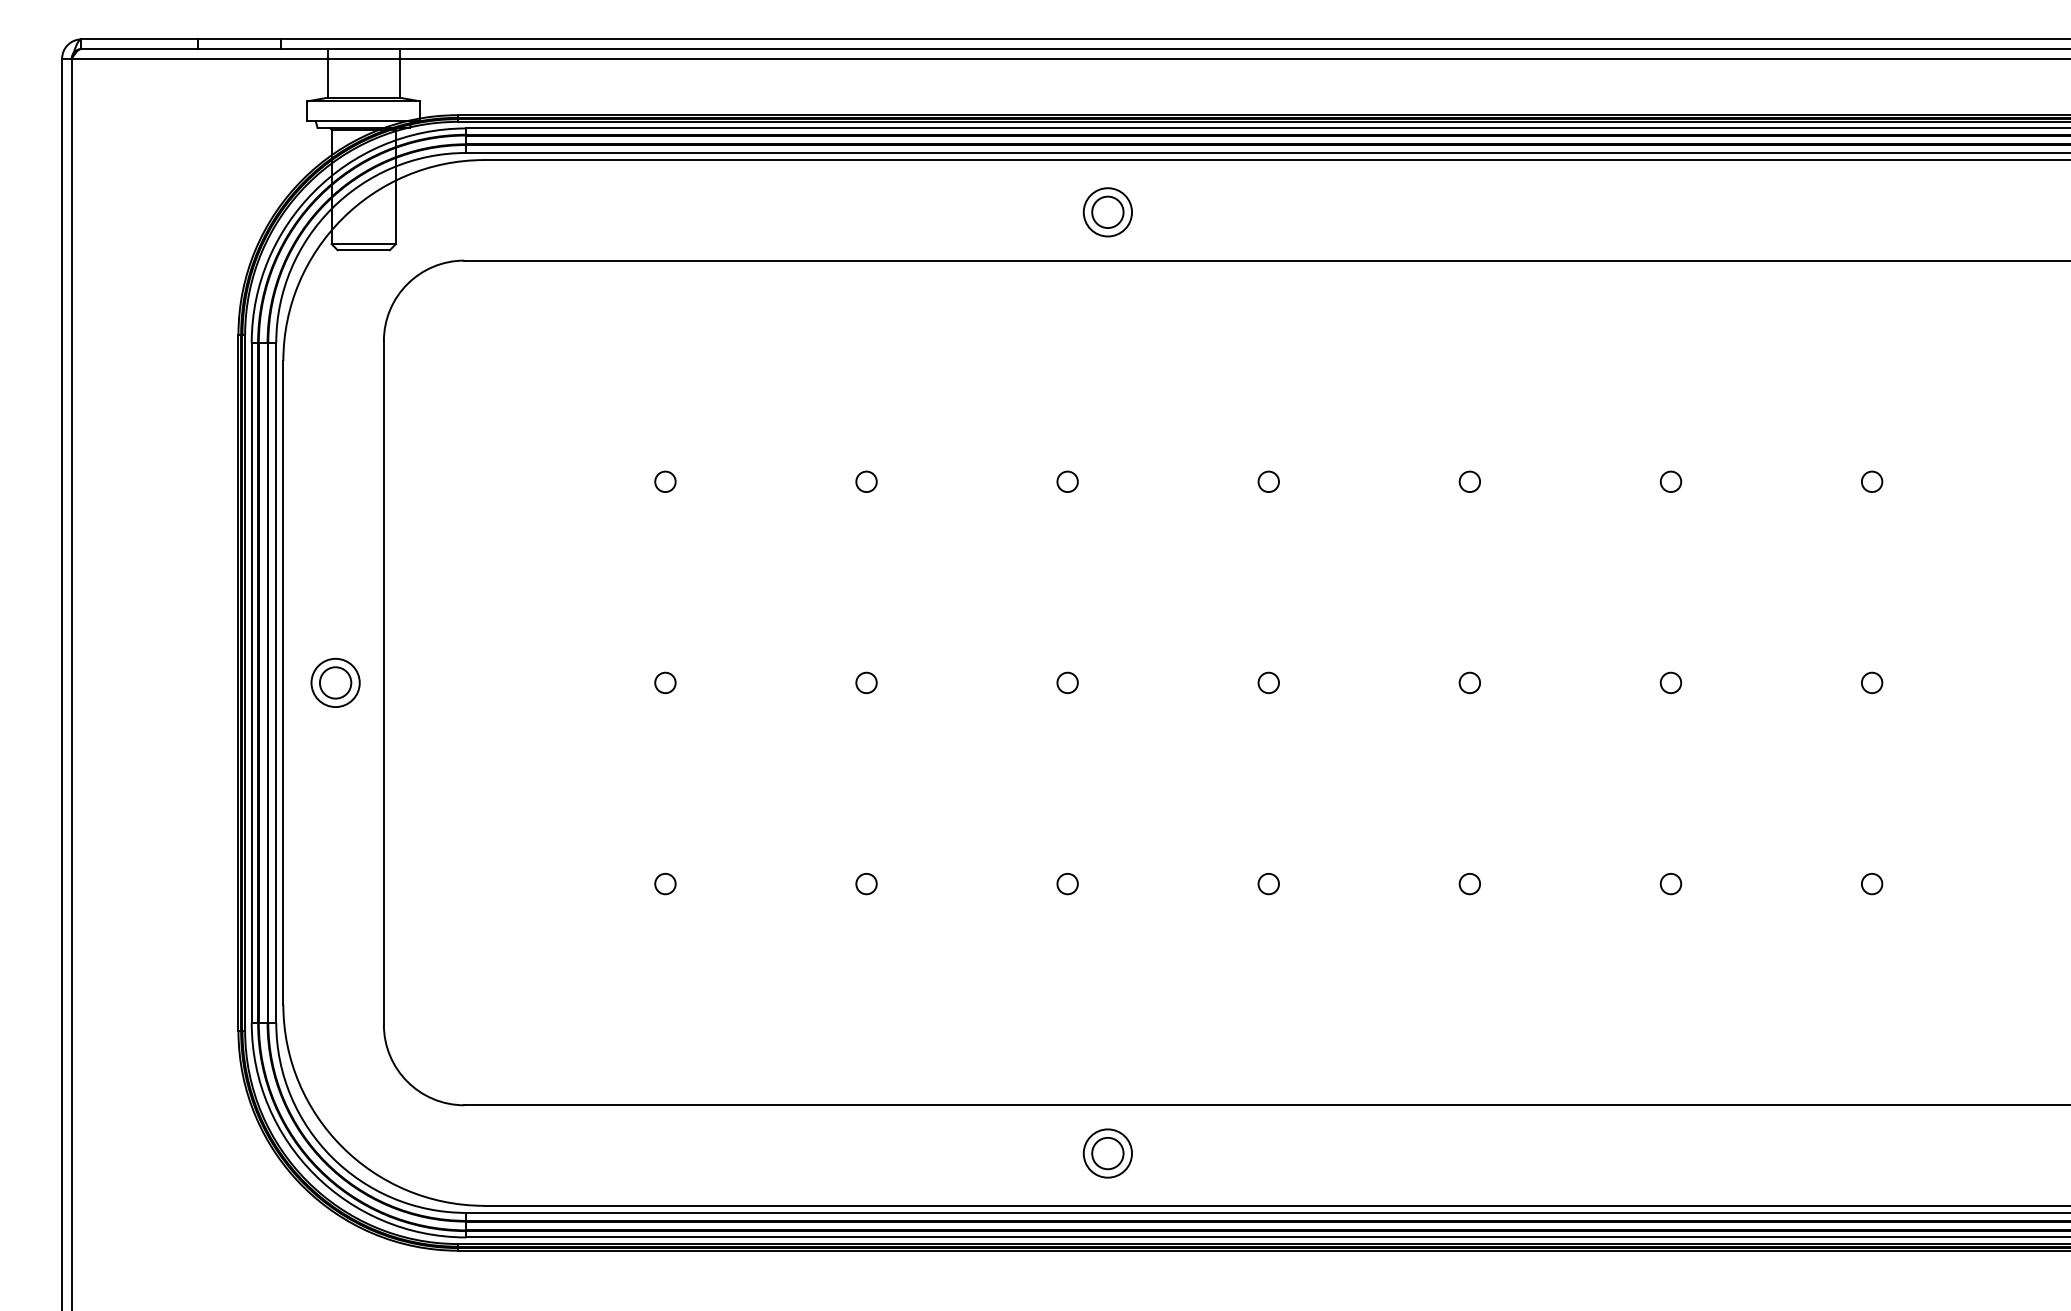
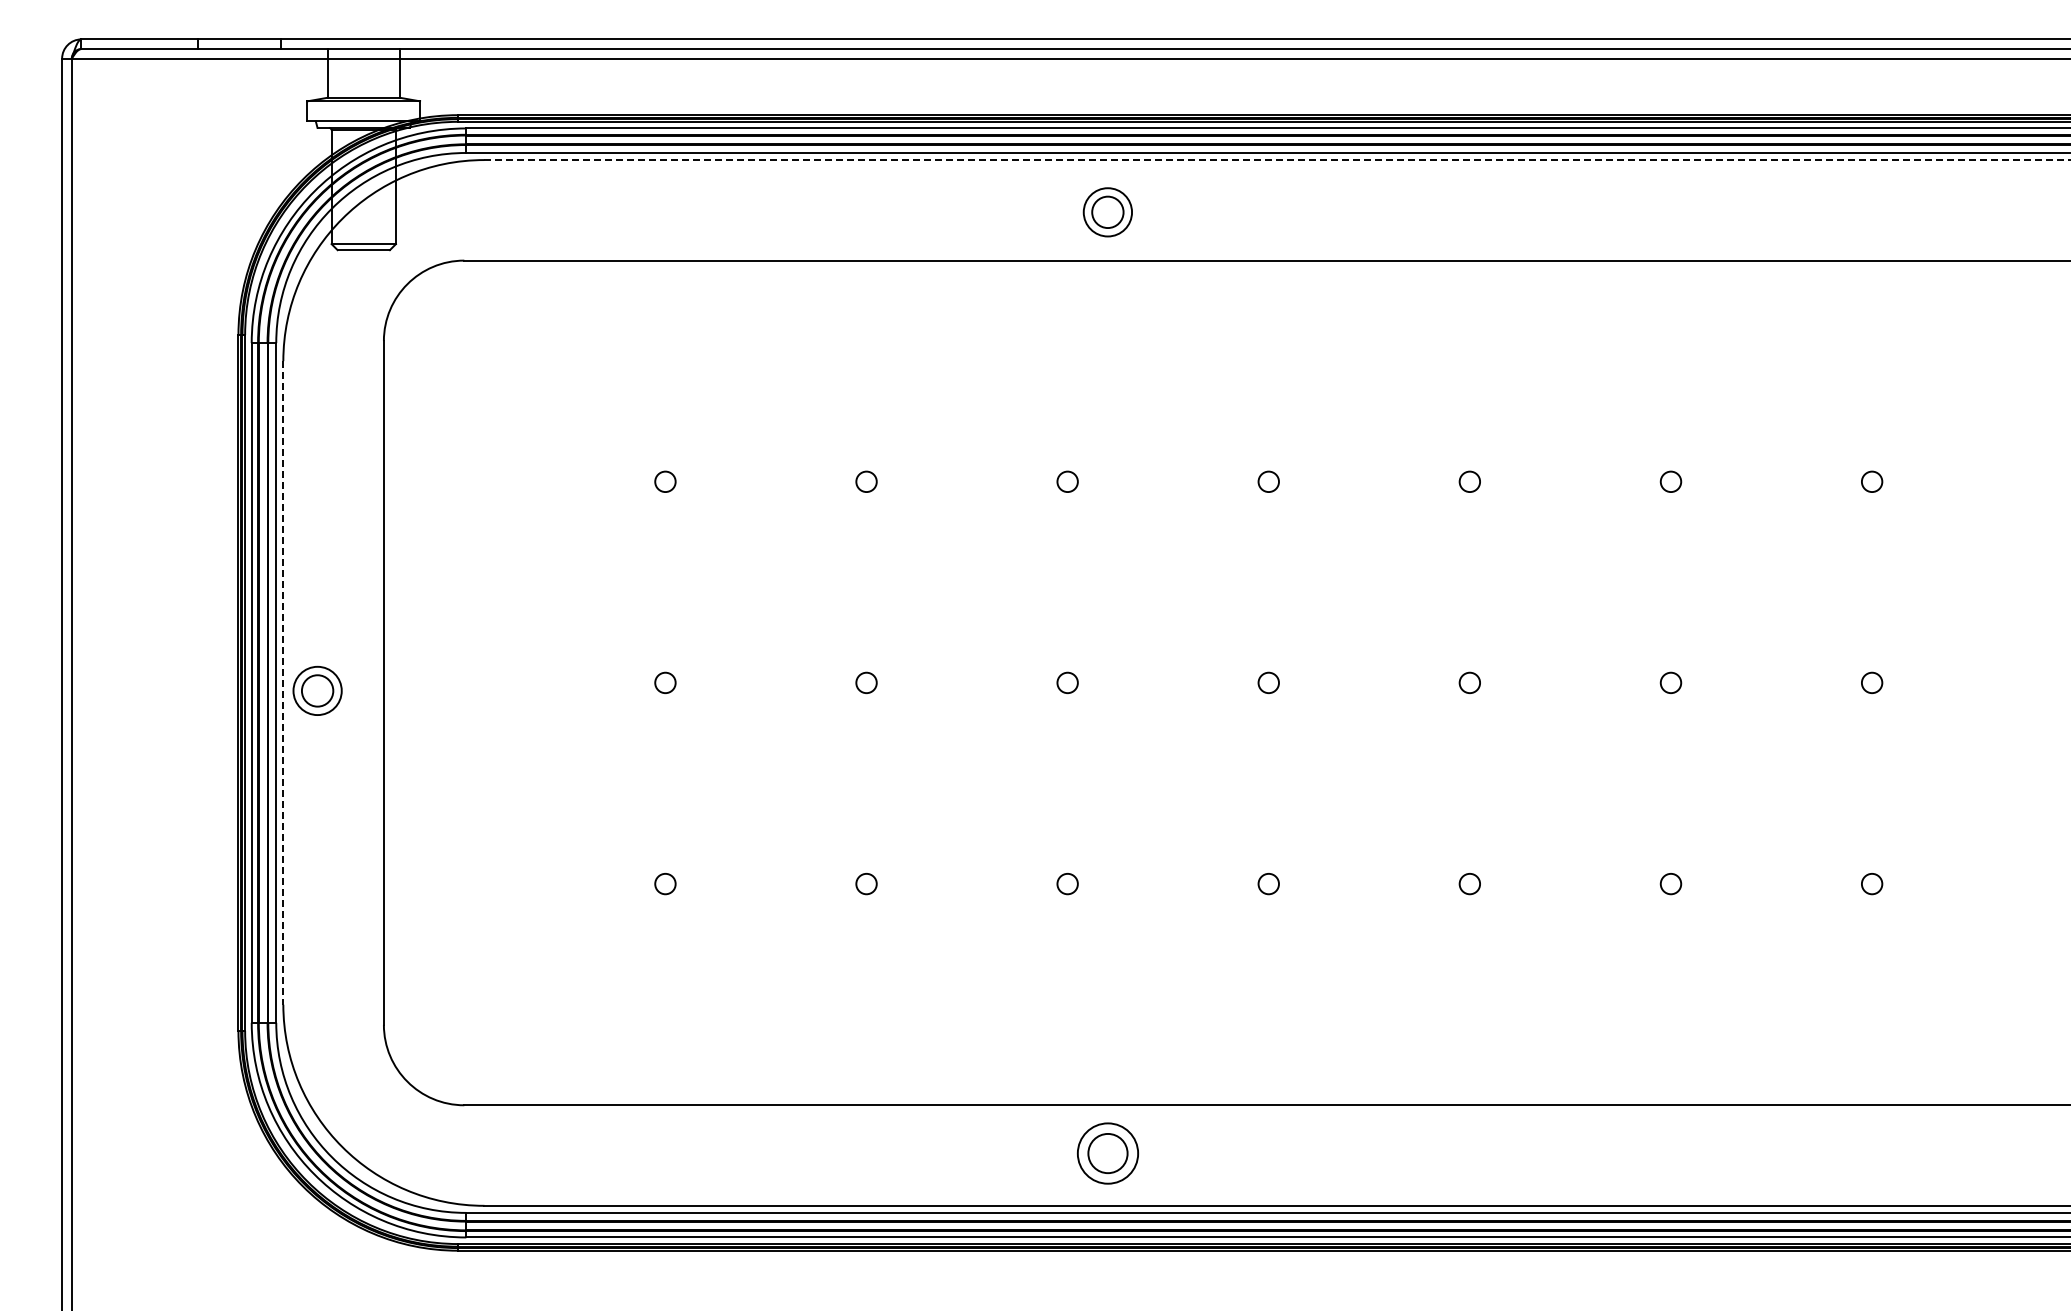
line: solid -> dashed (1277, 160)
line: solid -> dashed (283, 682)
part position: (335, 682) -> (317, 690) (317, 690)
part size: 51x51 px -> 62x63 px (1107, 1153)
